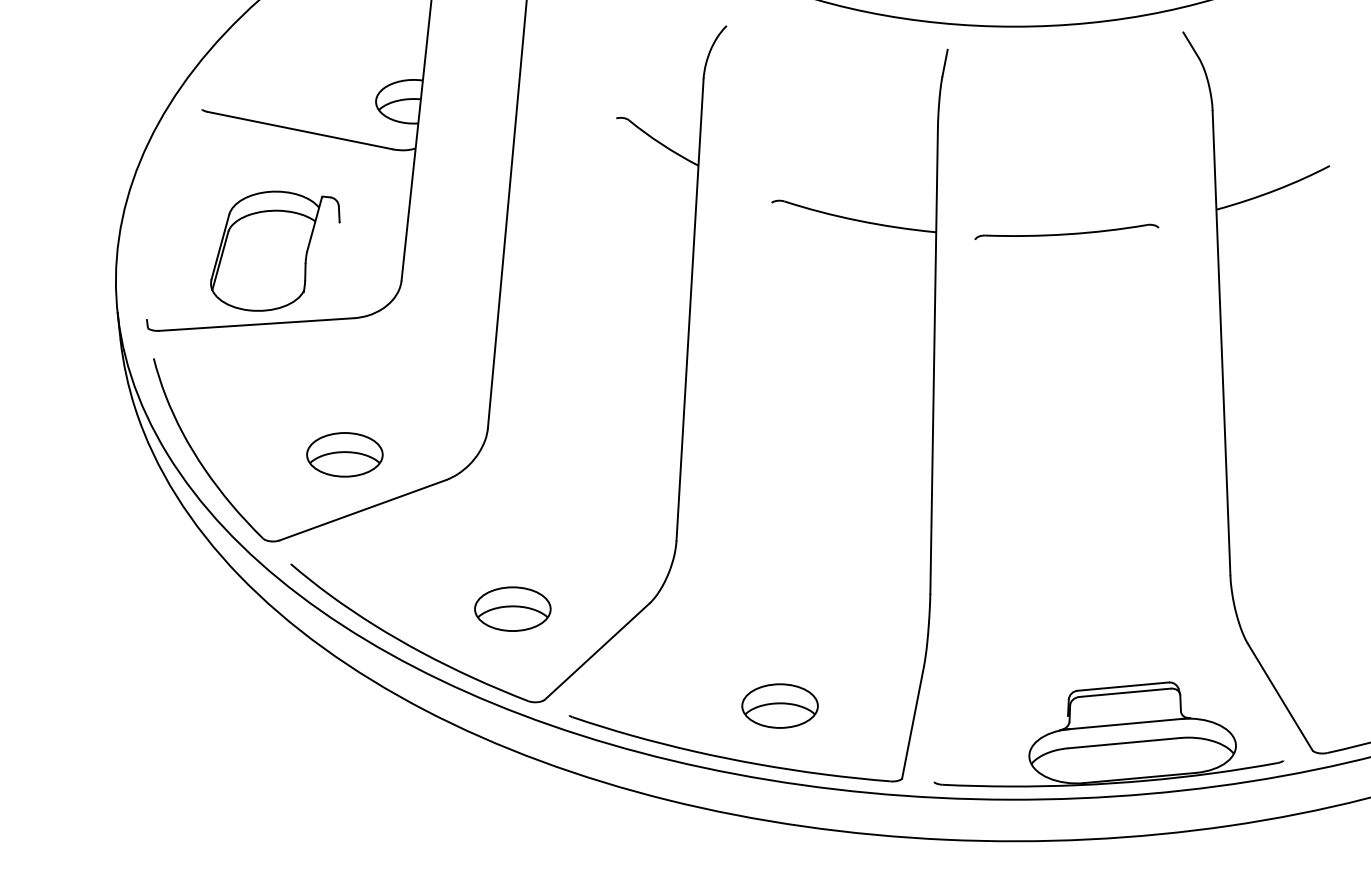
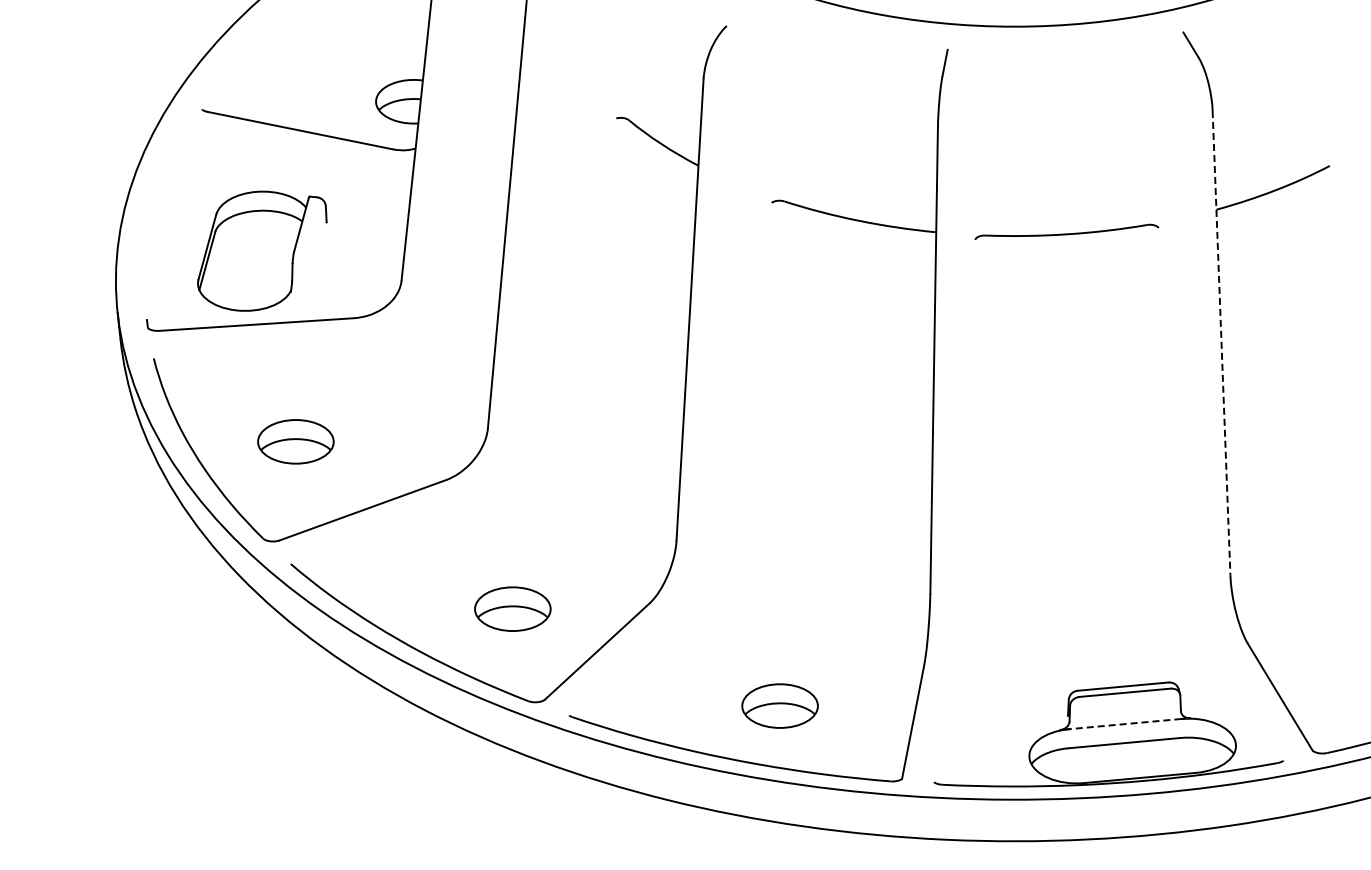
part position: (275, 250) -> (262, 250) (262, 250)
line: solid -> dashed (1221, 343)
part position: (344, 454) -> (295, 441) (295, 441)
line: solid -> dashed (1124, 724)
